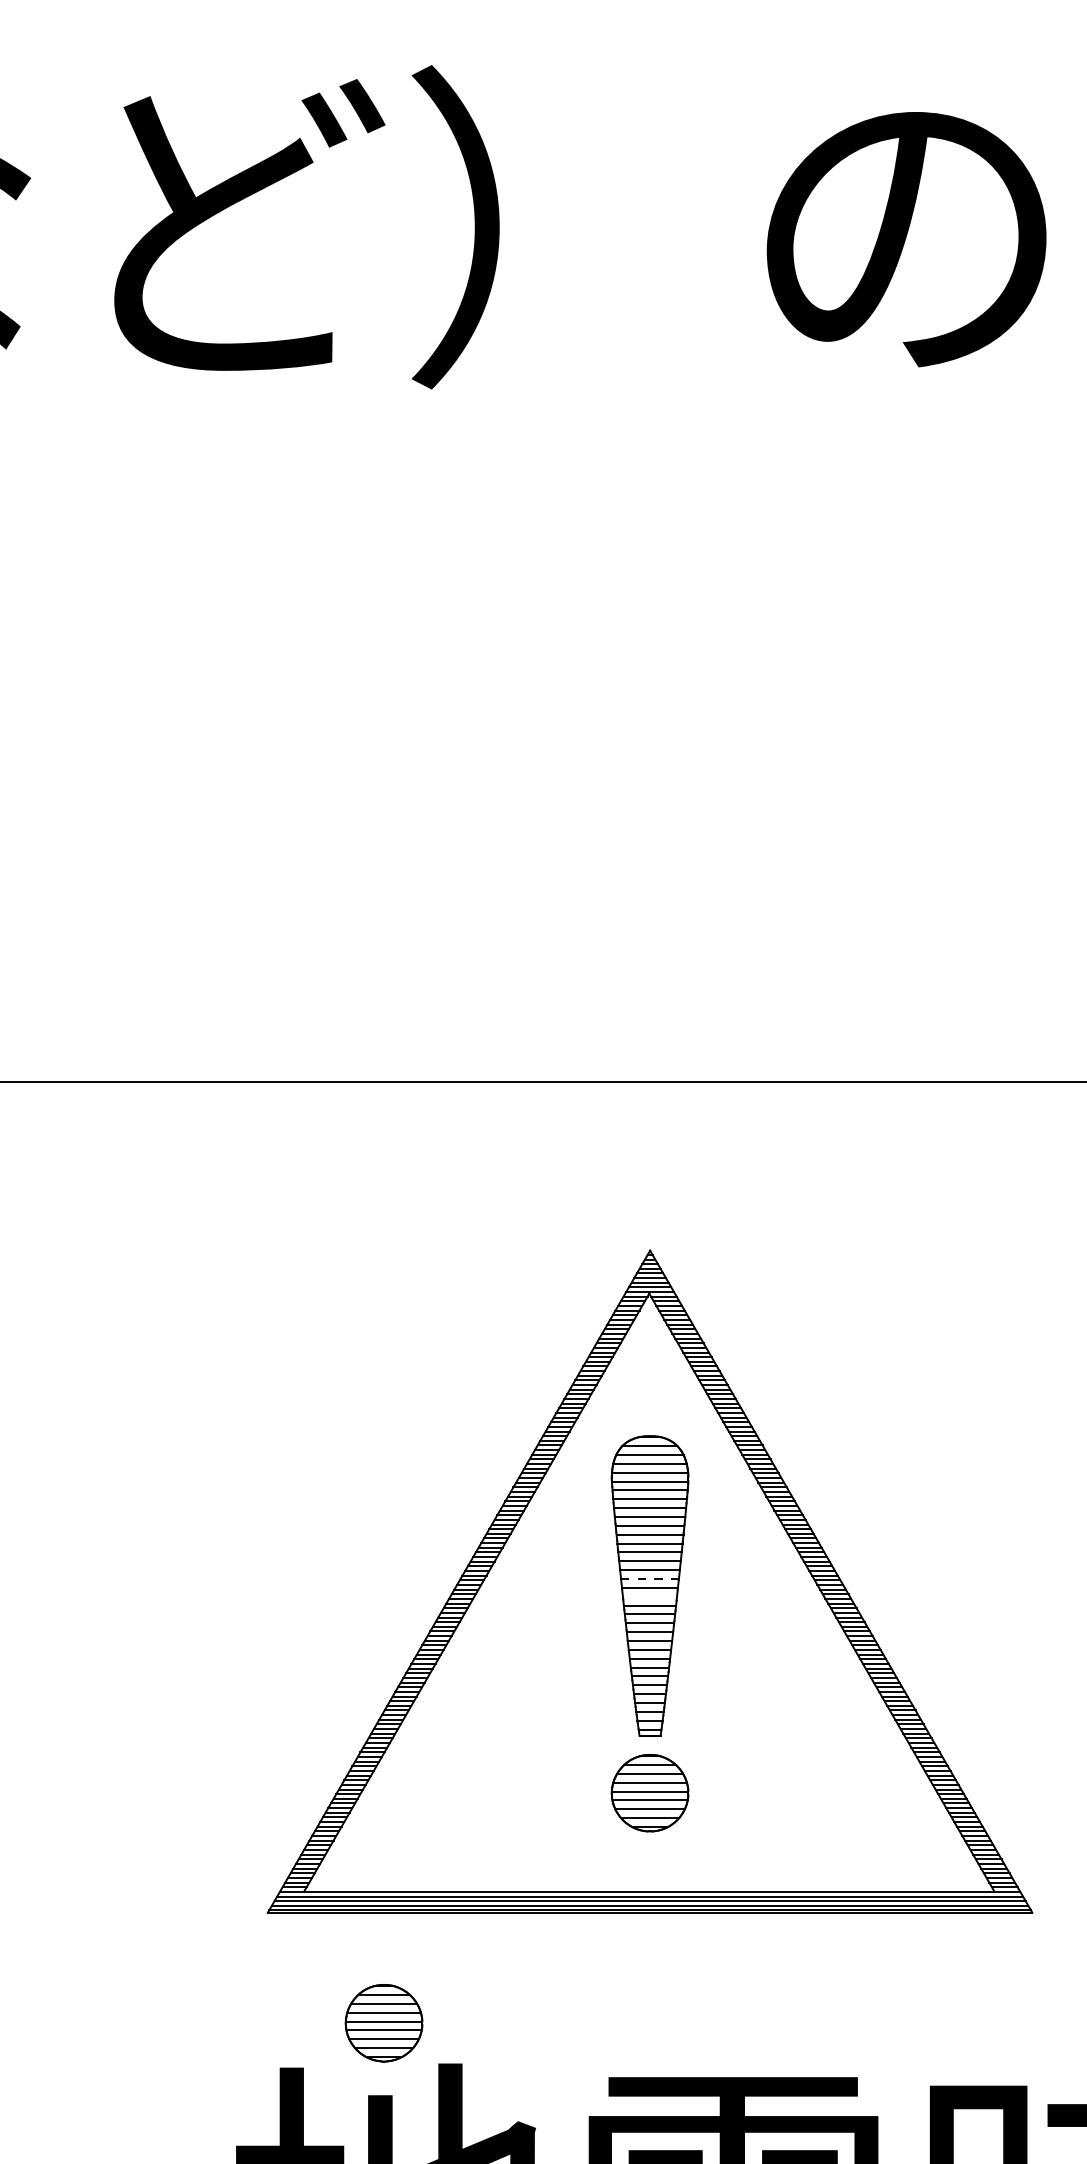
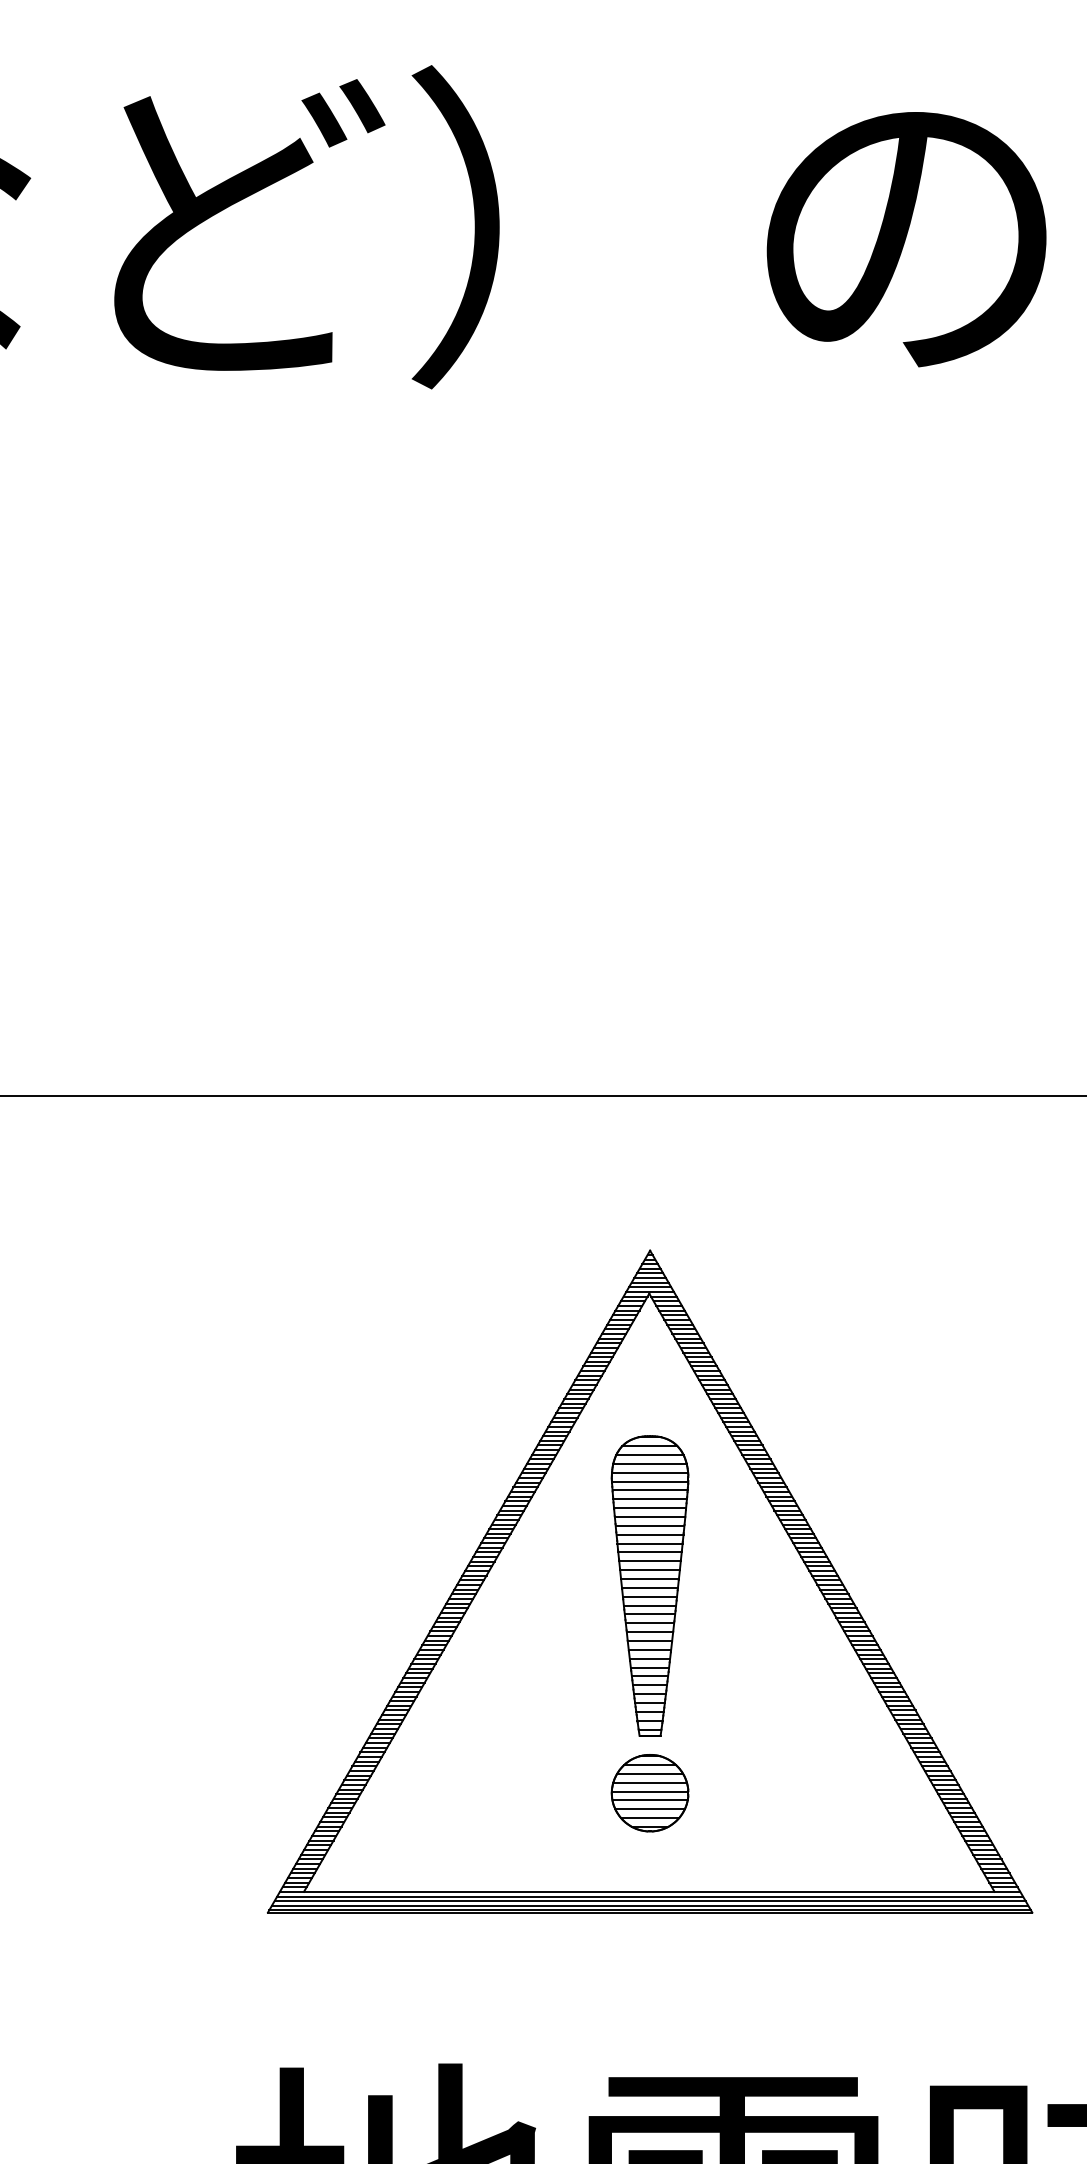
line position: (542, 1081) -> (542, 1095) (542, 1095)
line: dashed -> solid (650, 1579)
line: none -> present (649, 1596)
part: present -> none (383, 2023)
